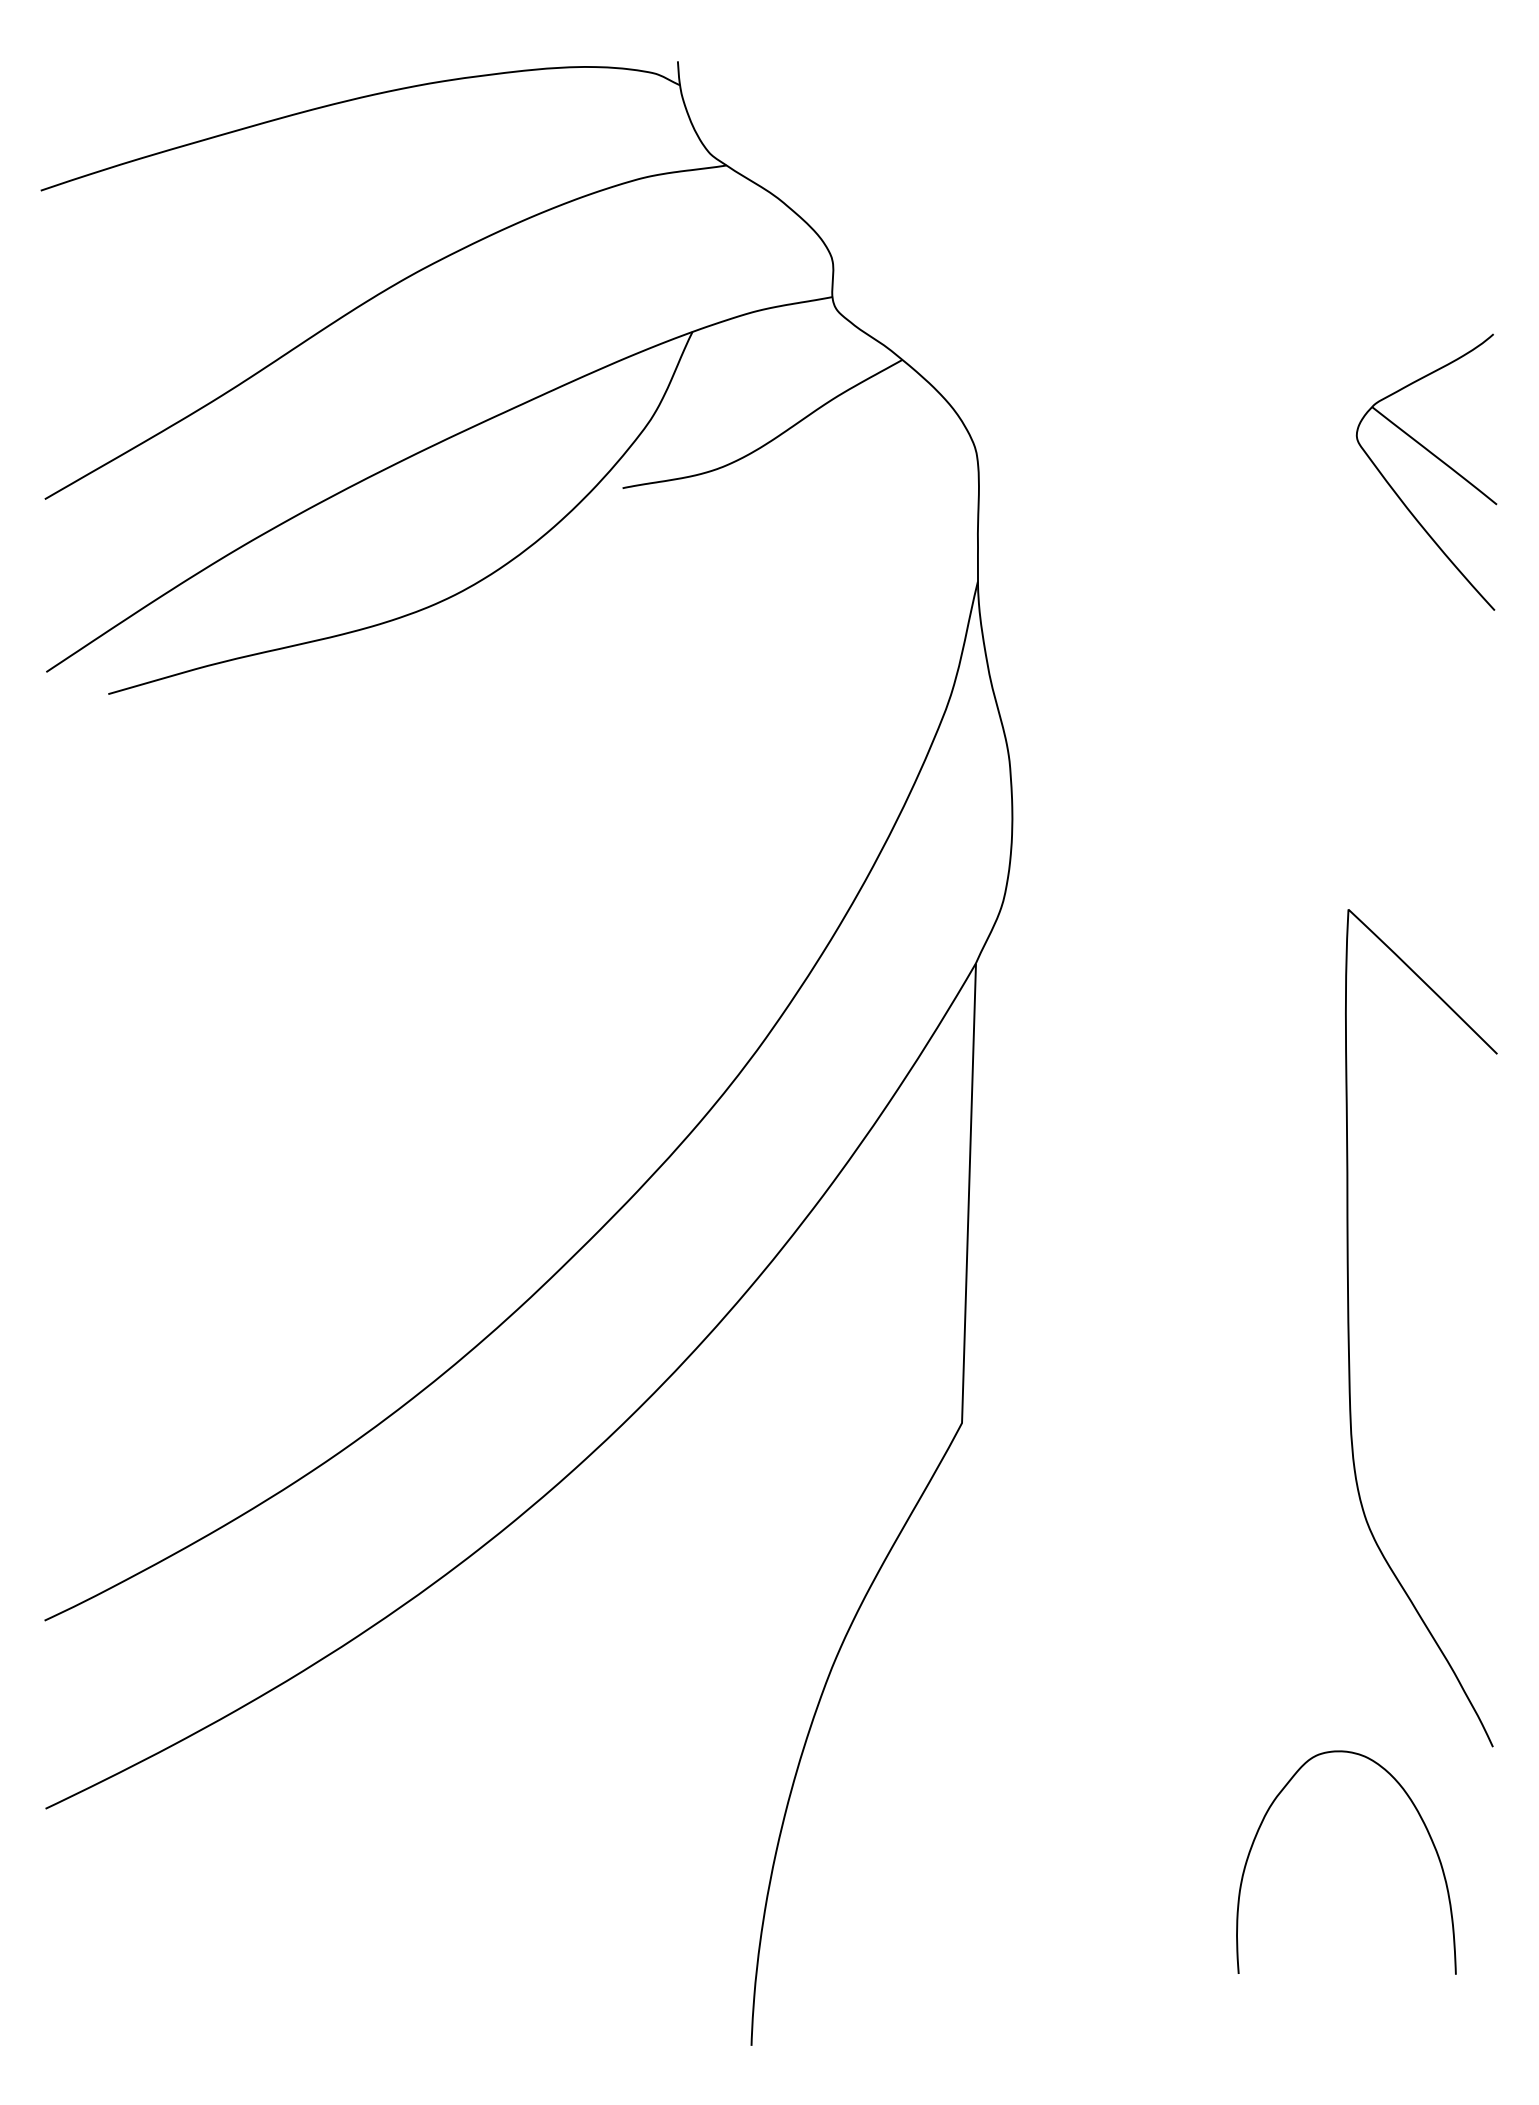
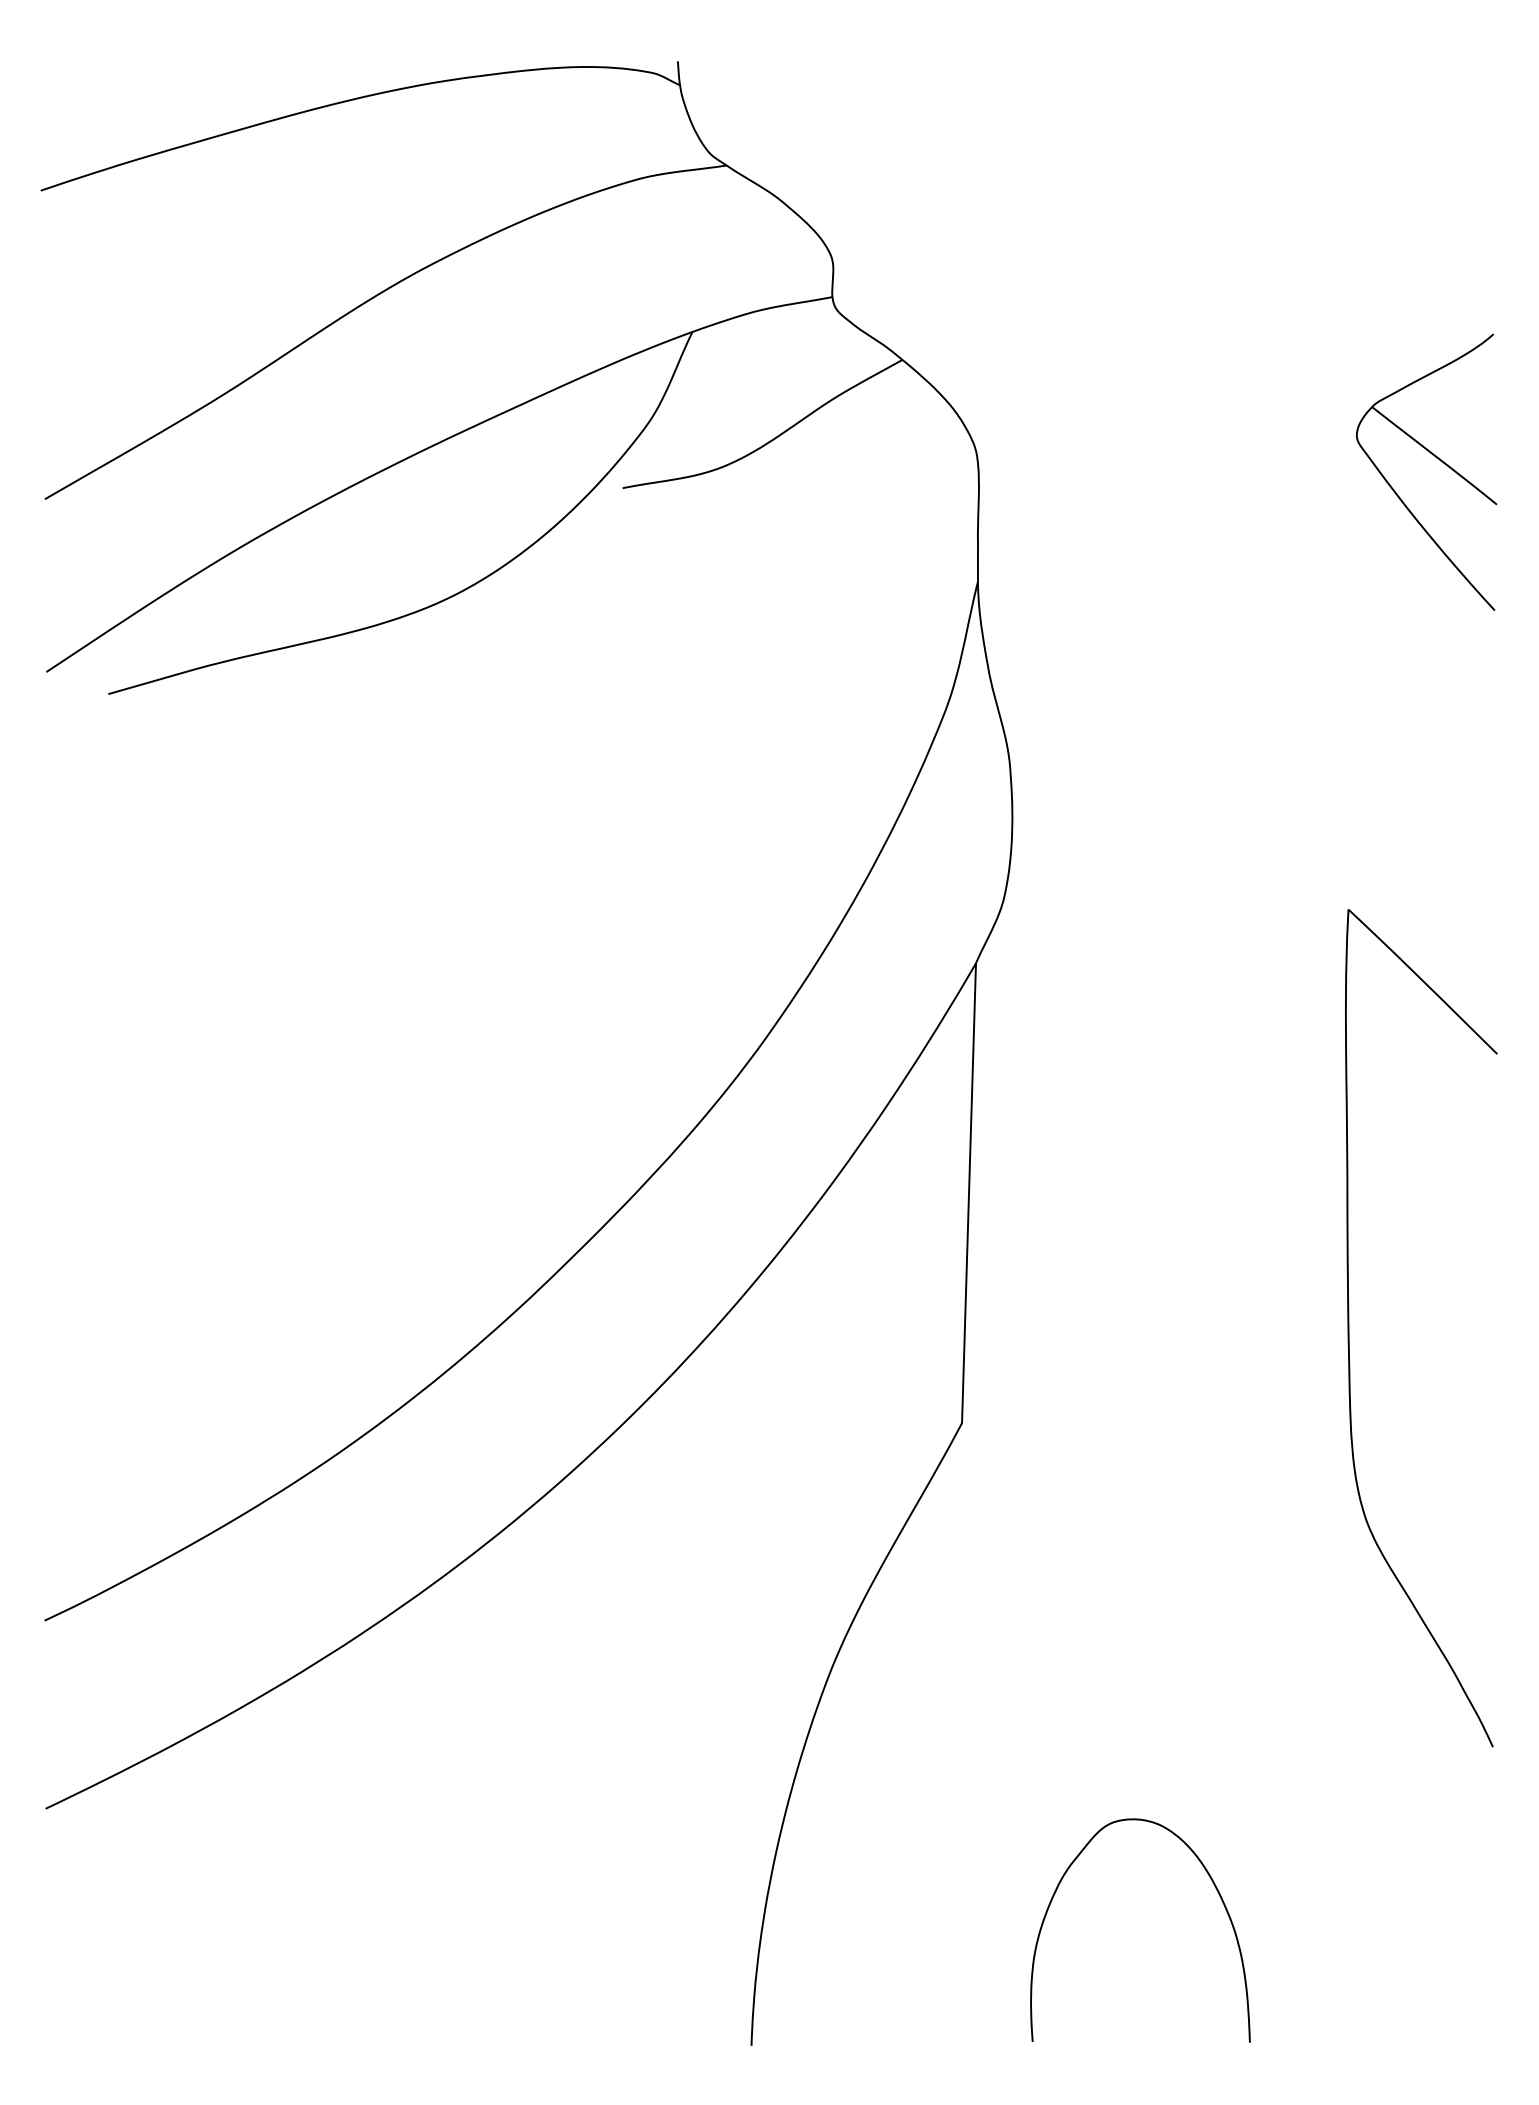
curve position: (1423, 1824) -> (1217, 1892) (1217, 1892)
